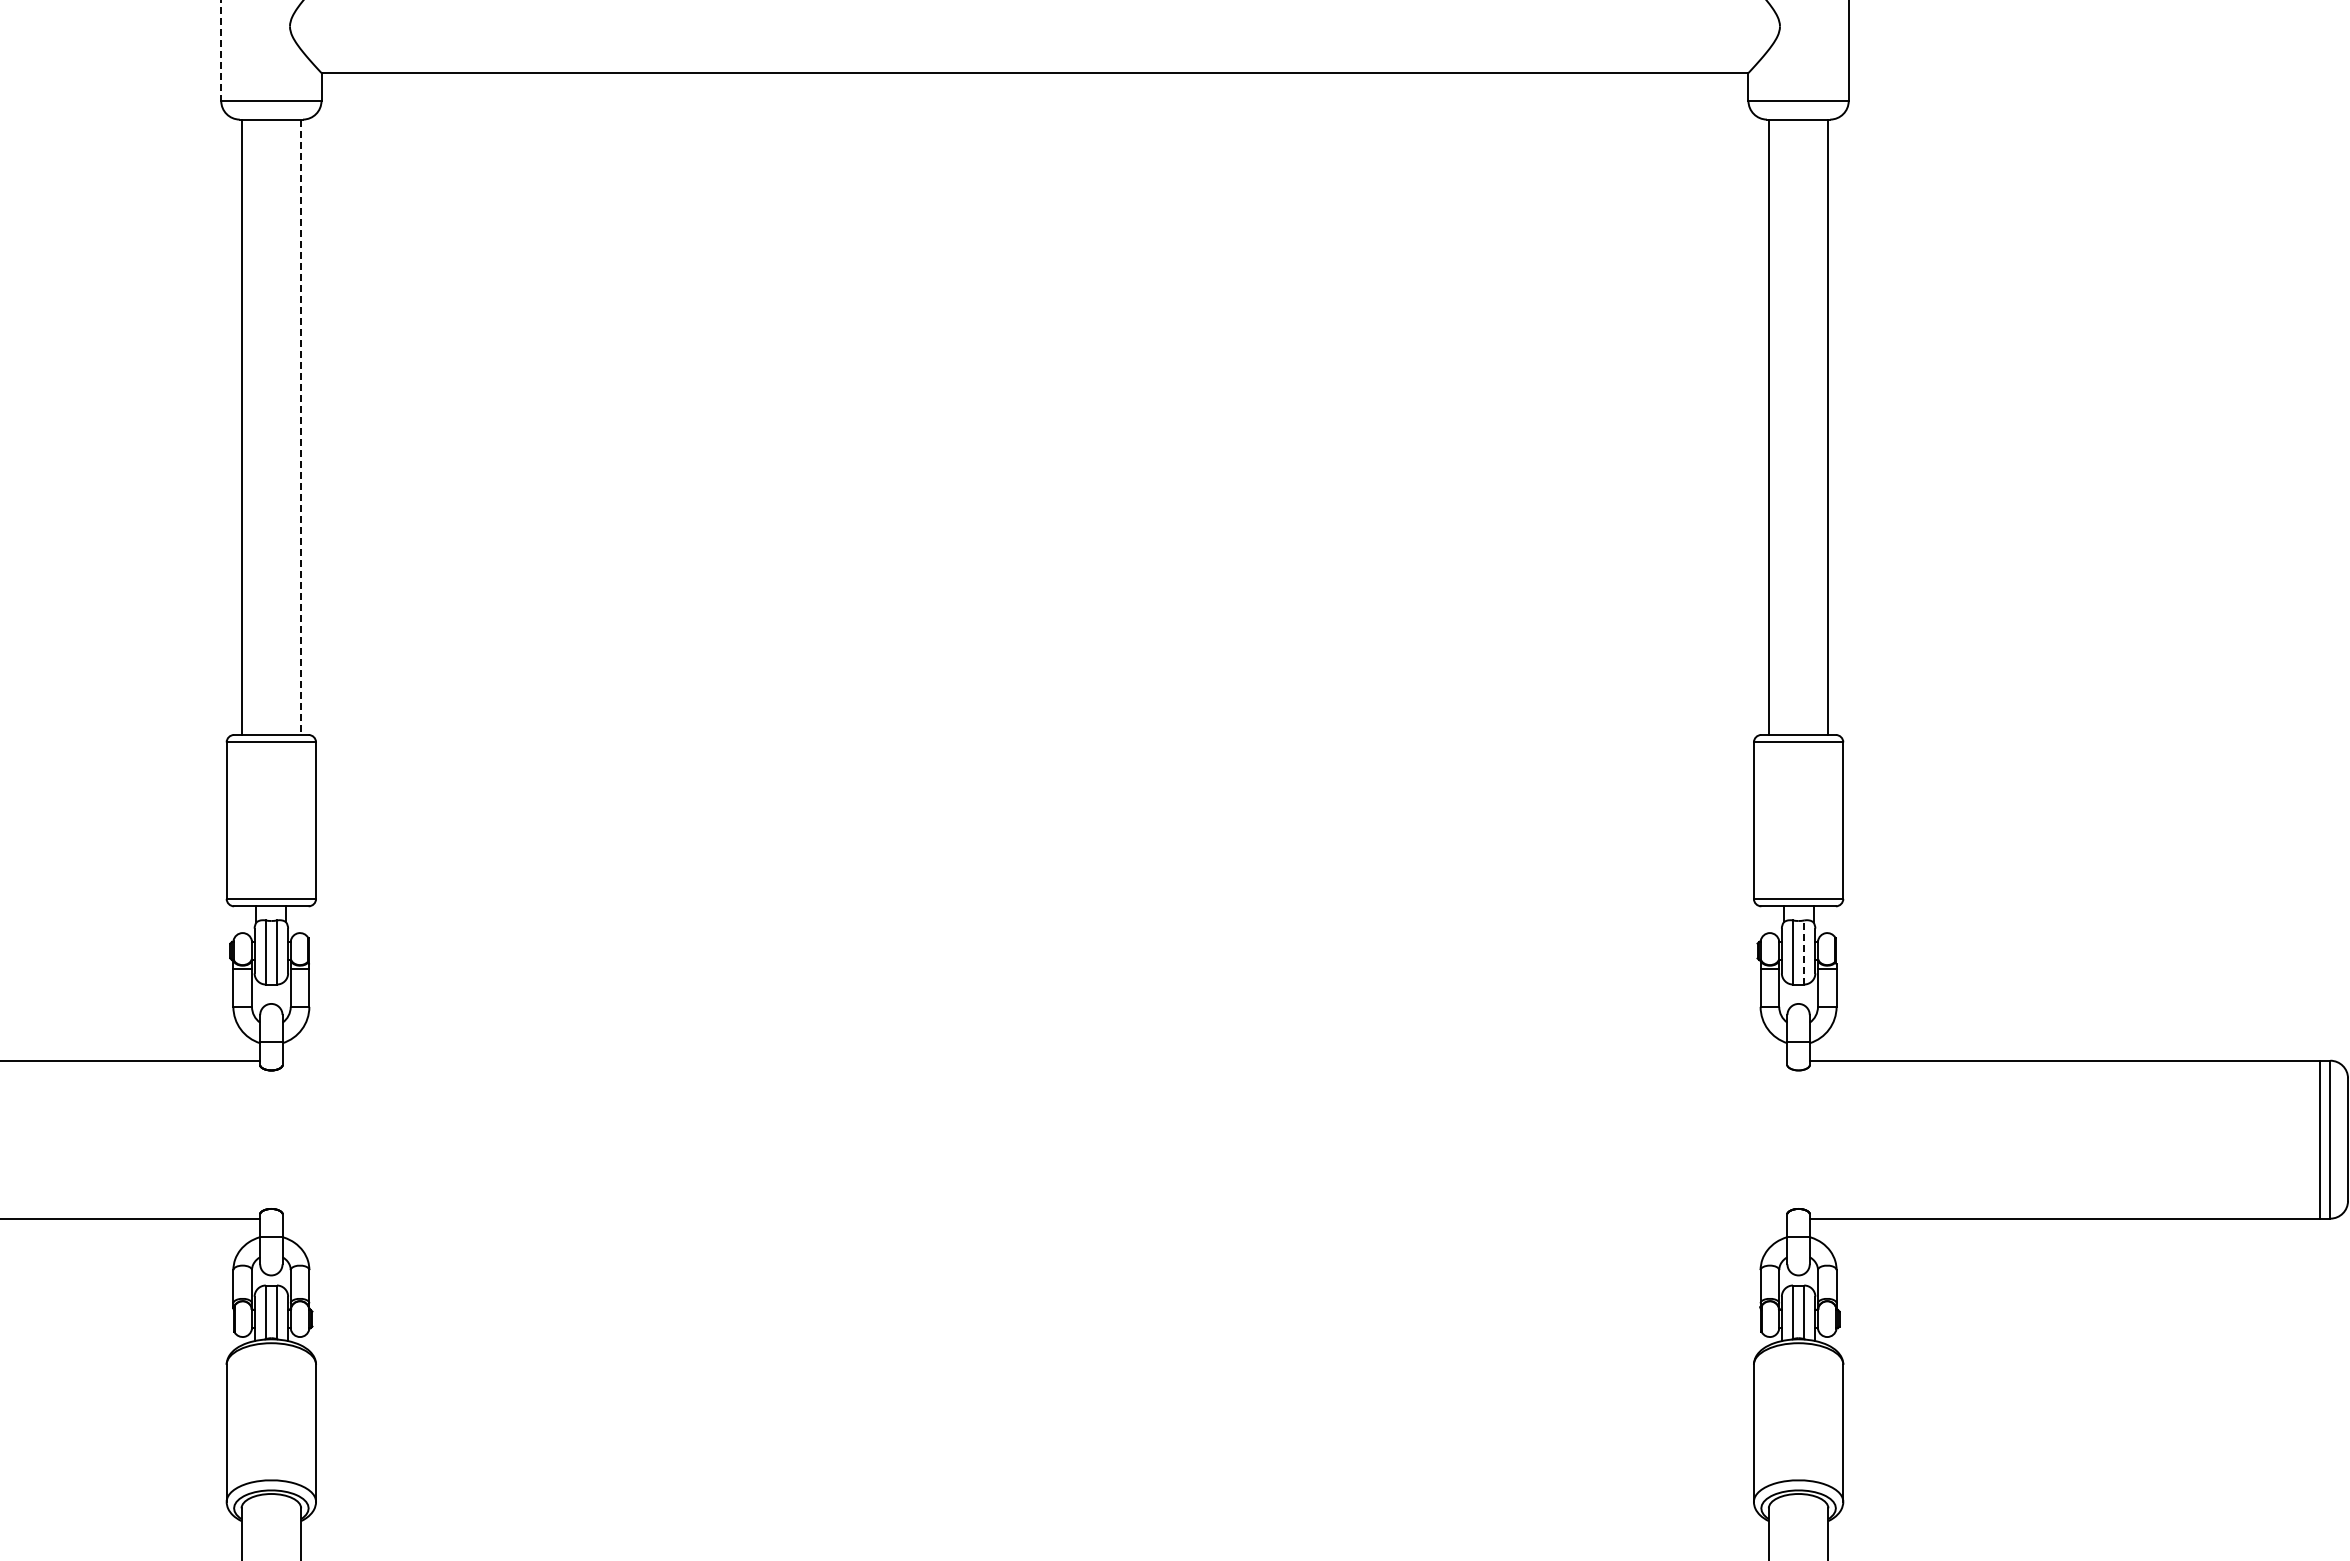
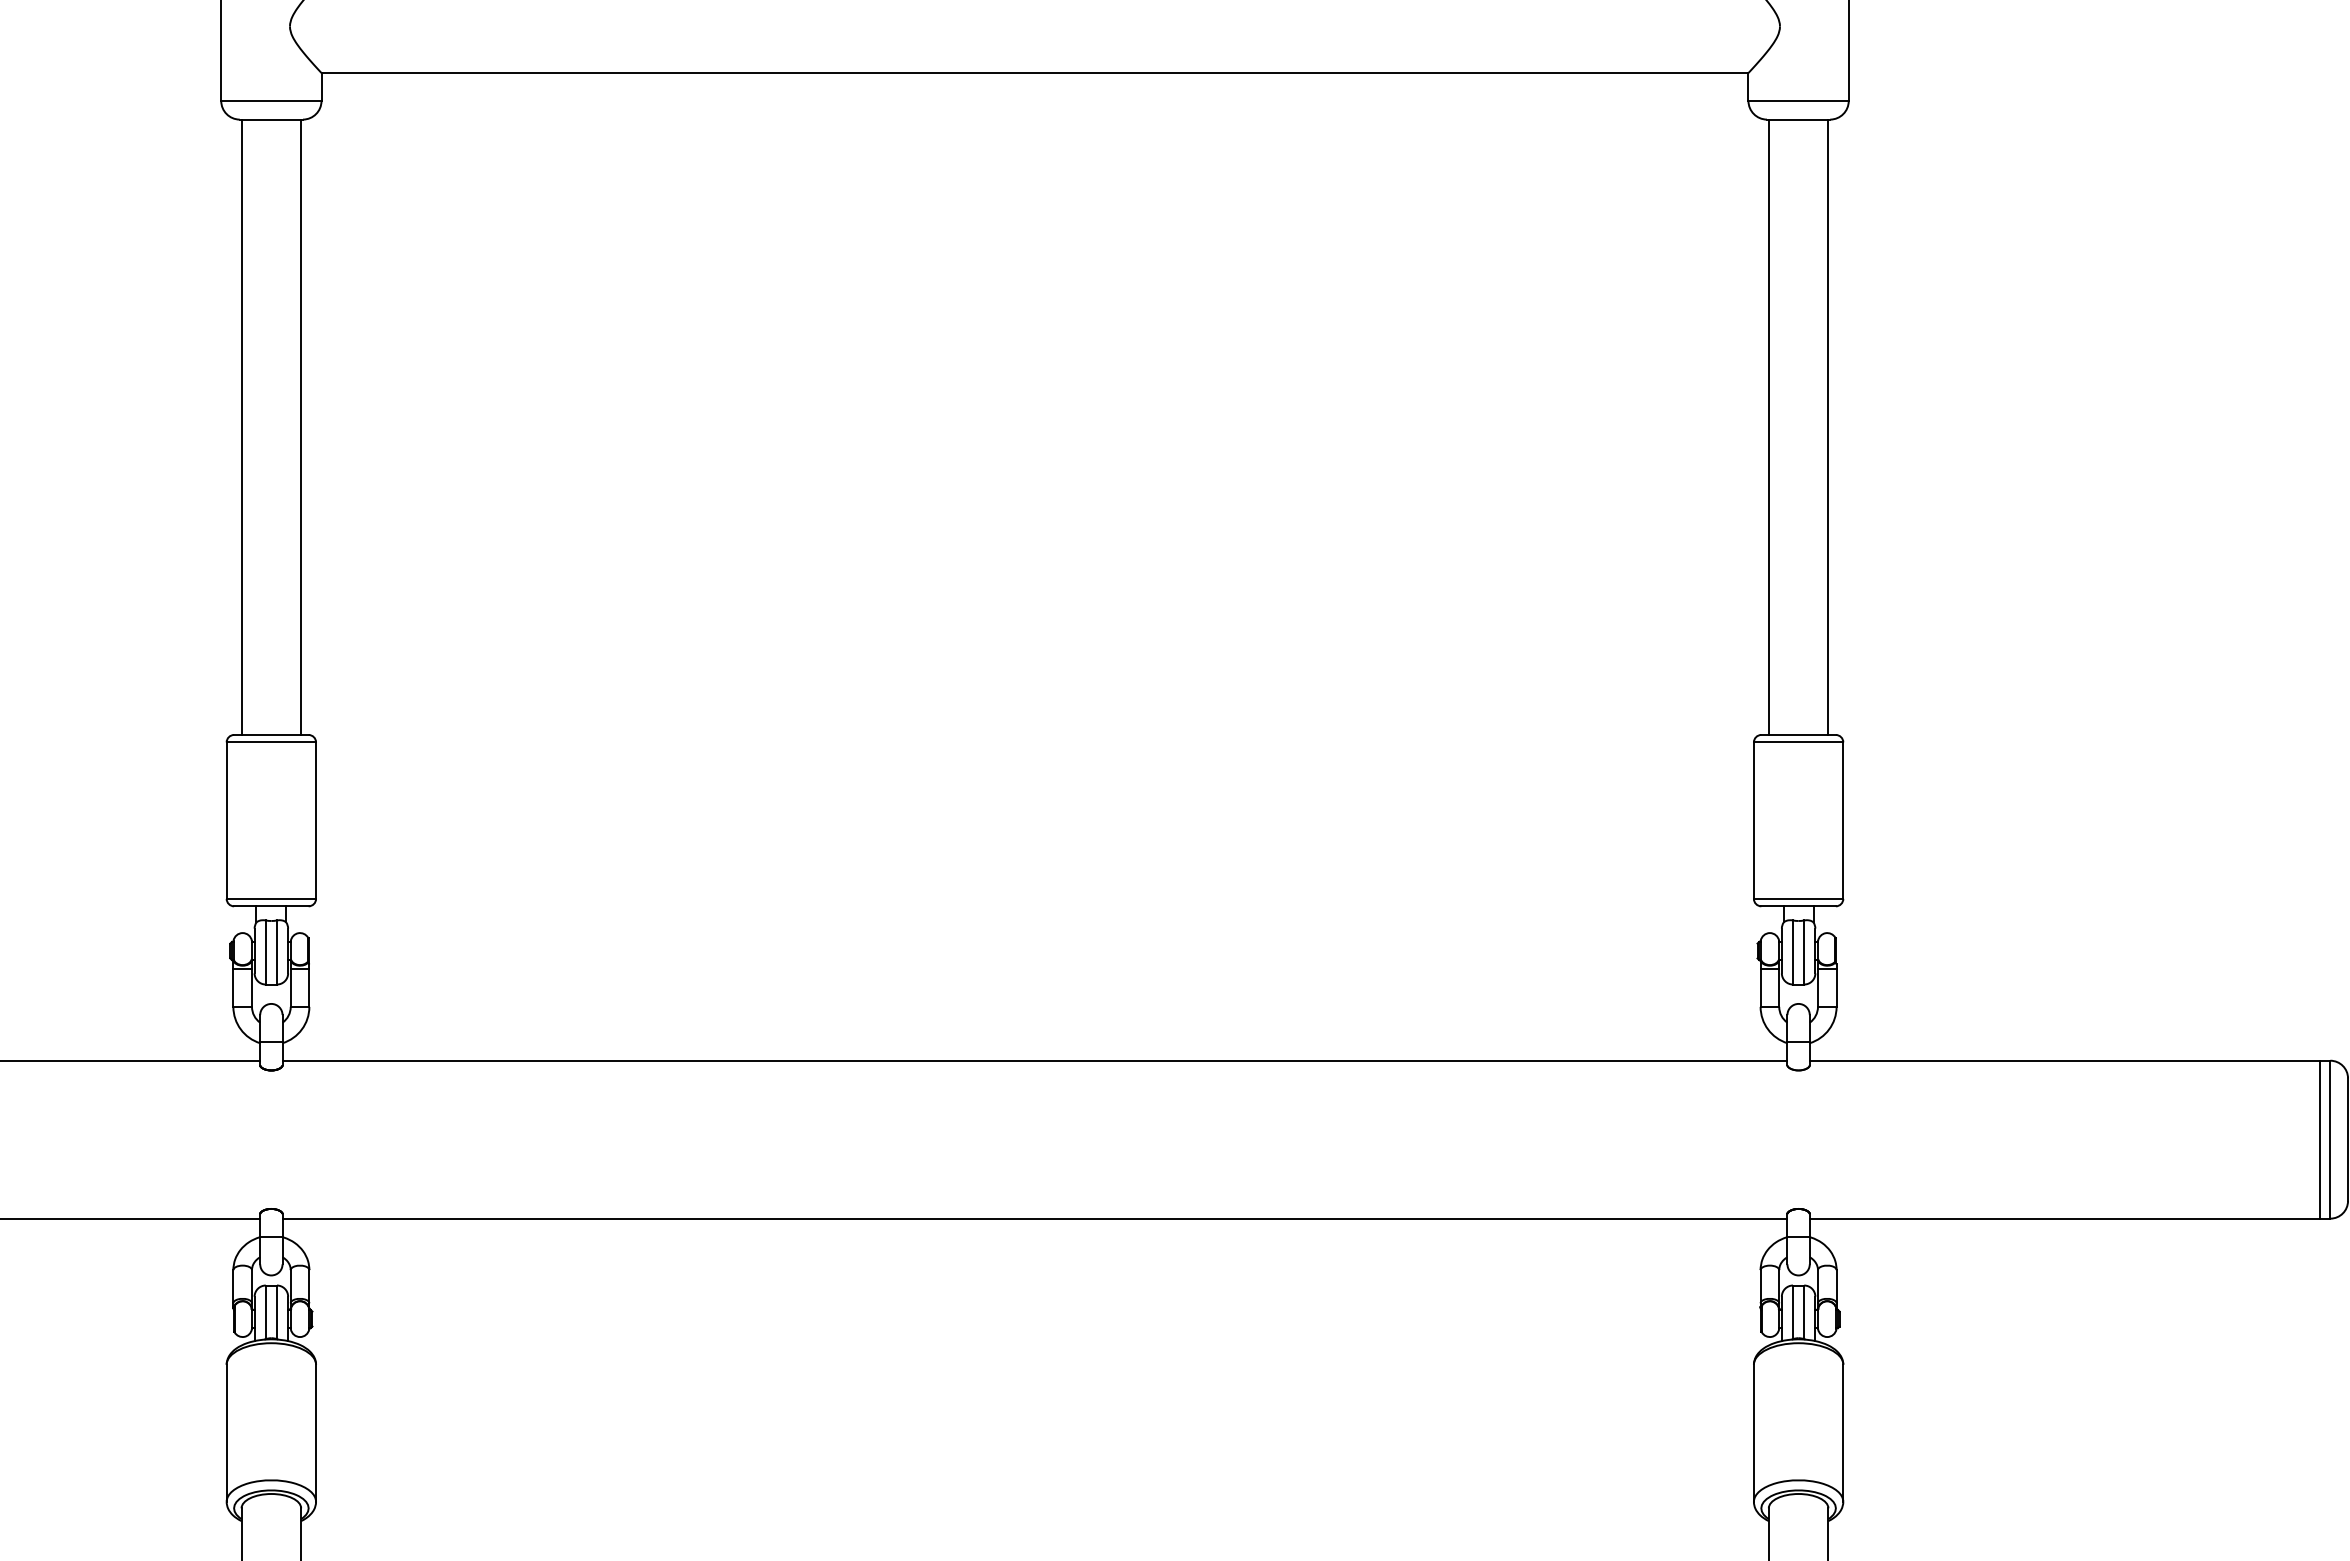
line: dashed -> solid (221, 50)
line: dashed -> solid (301, 427)
line: dashed -> solid (1804, 952)
line: none -> present (1034, 1060)
line: none -> present (1034, 1218)
